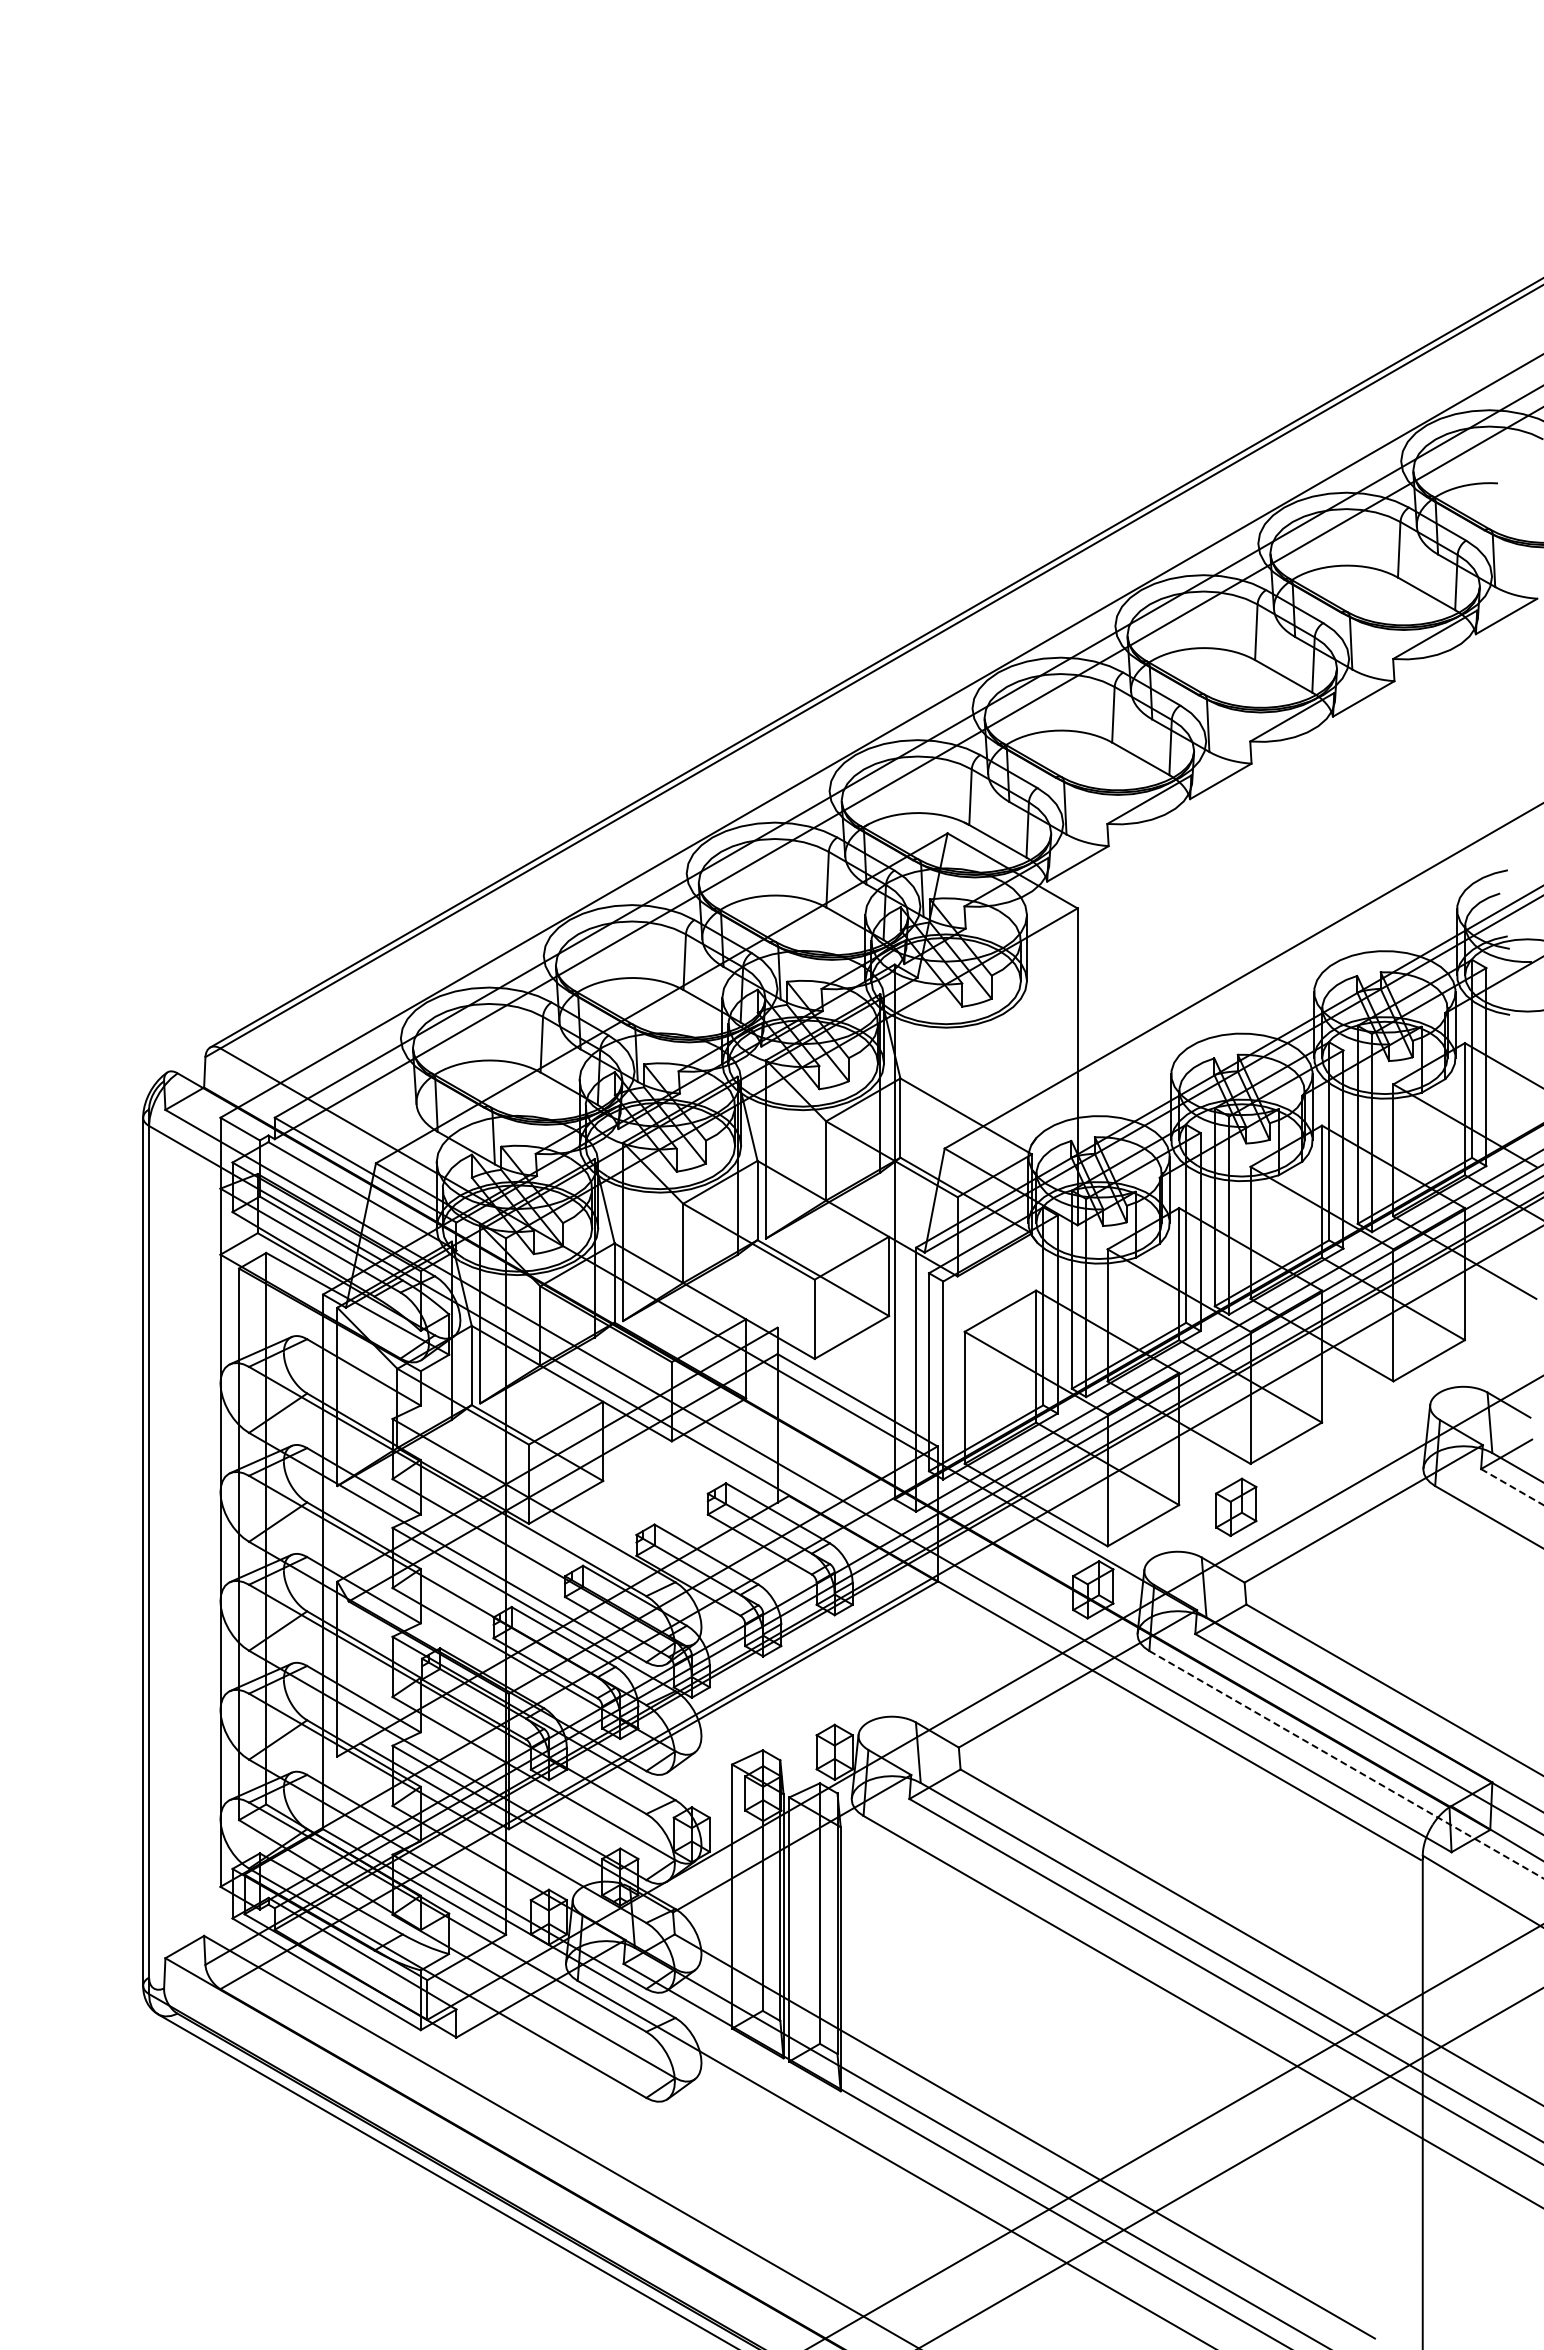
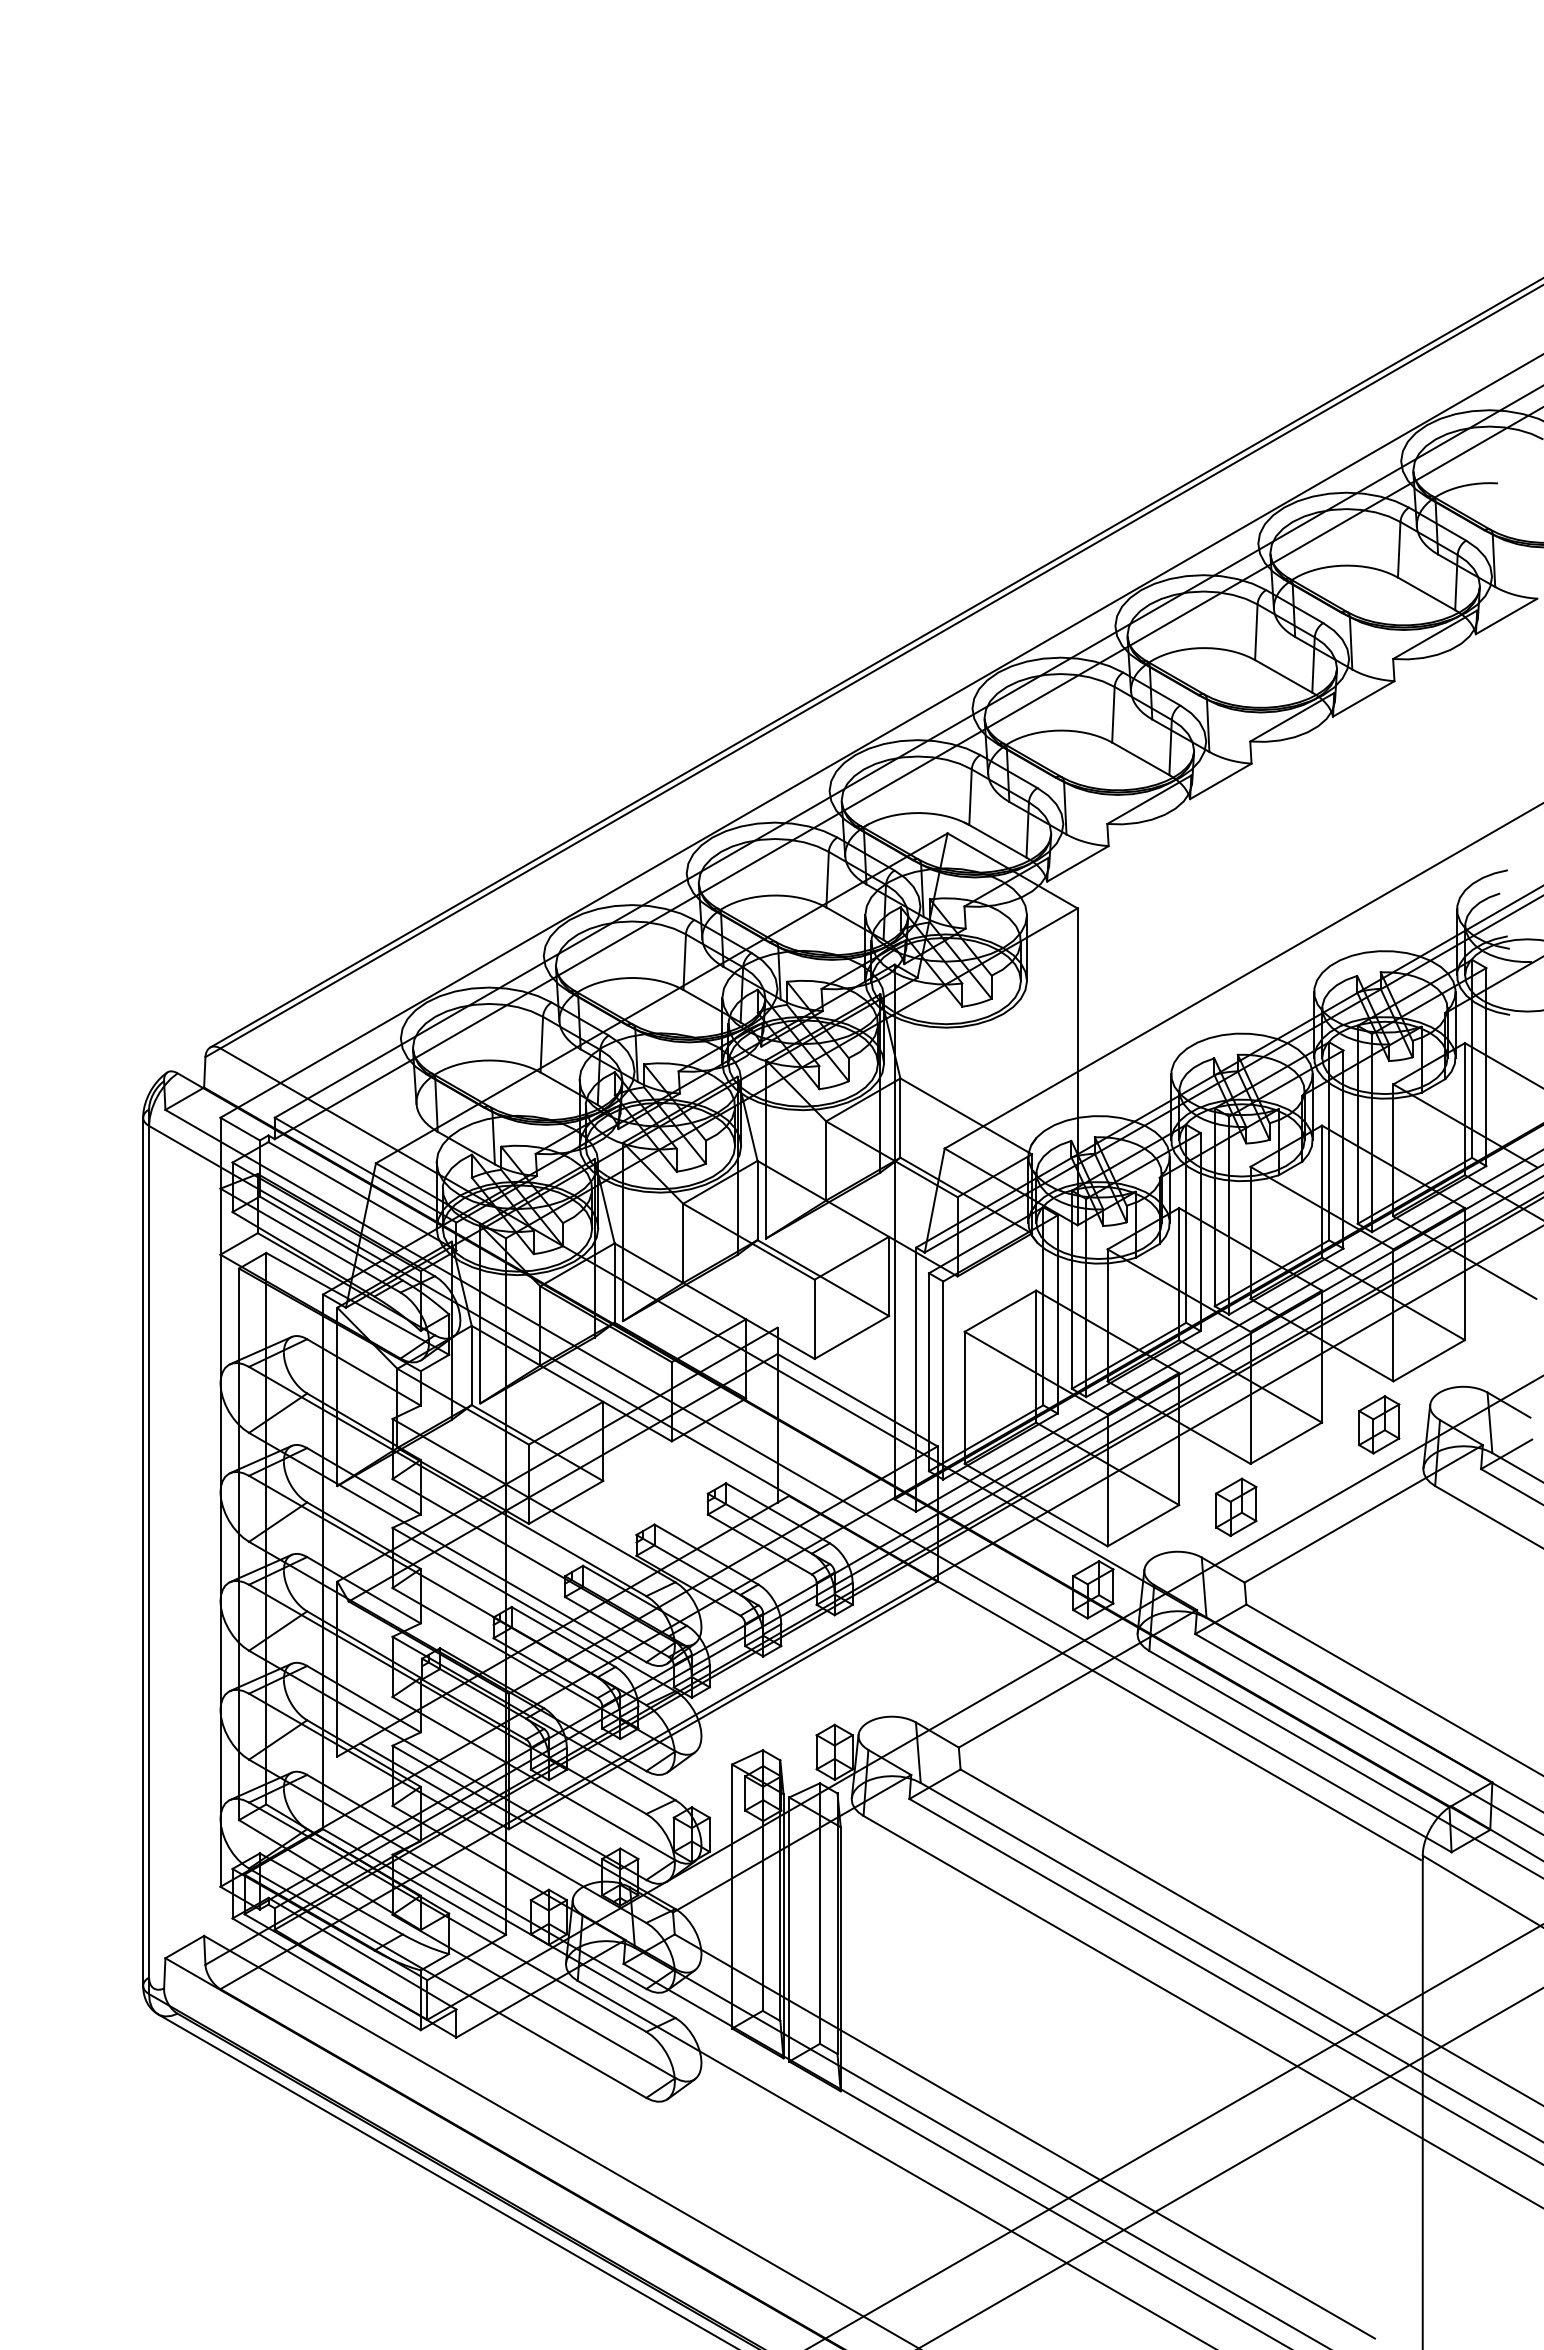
part: none -> present (1379, 1424)
line: dashed -> solid (1512, 1487)
line: dashed -> solid (1346, 1764)
